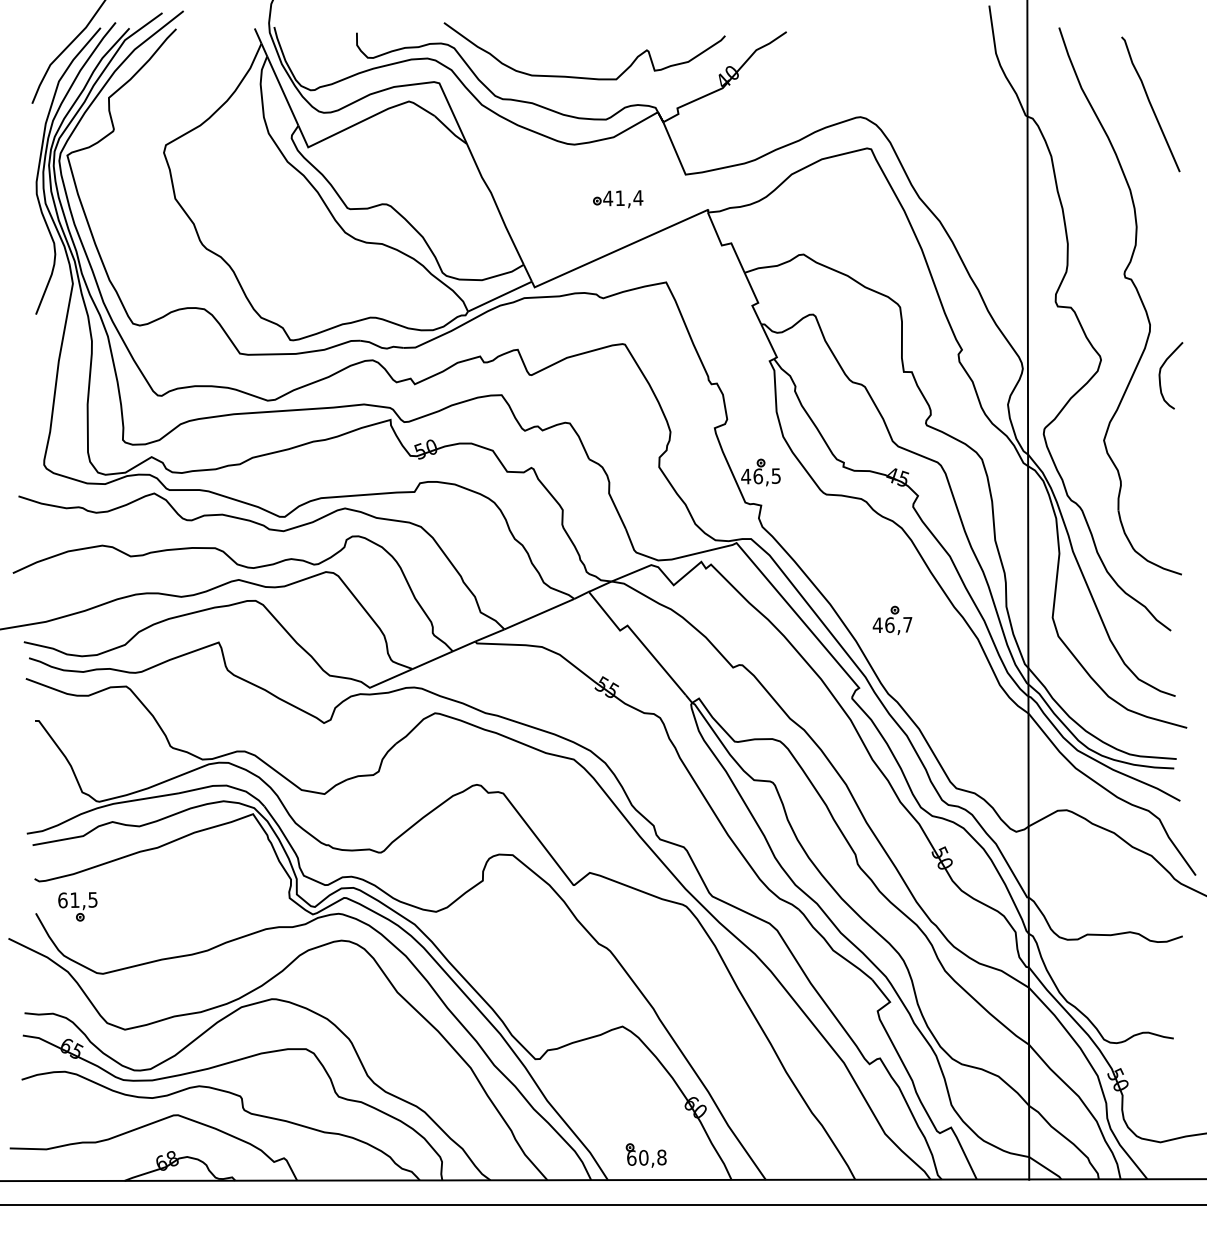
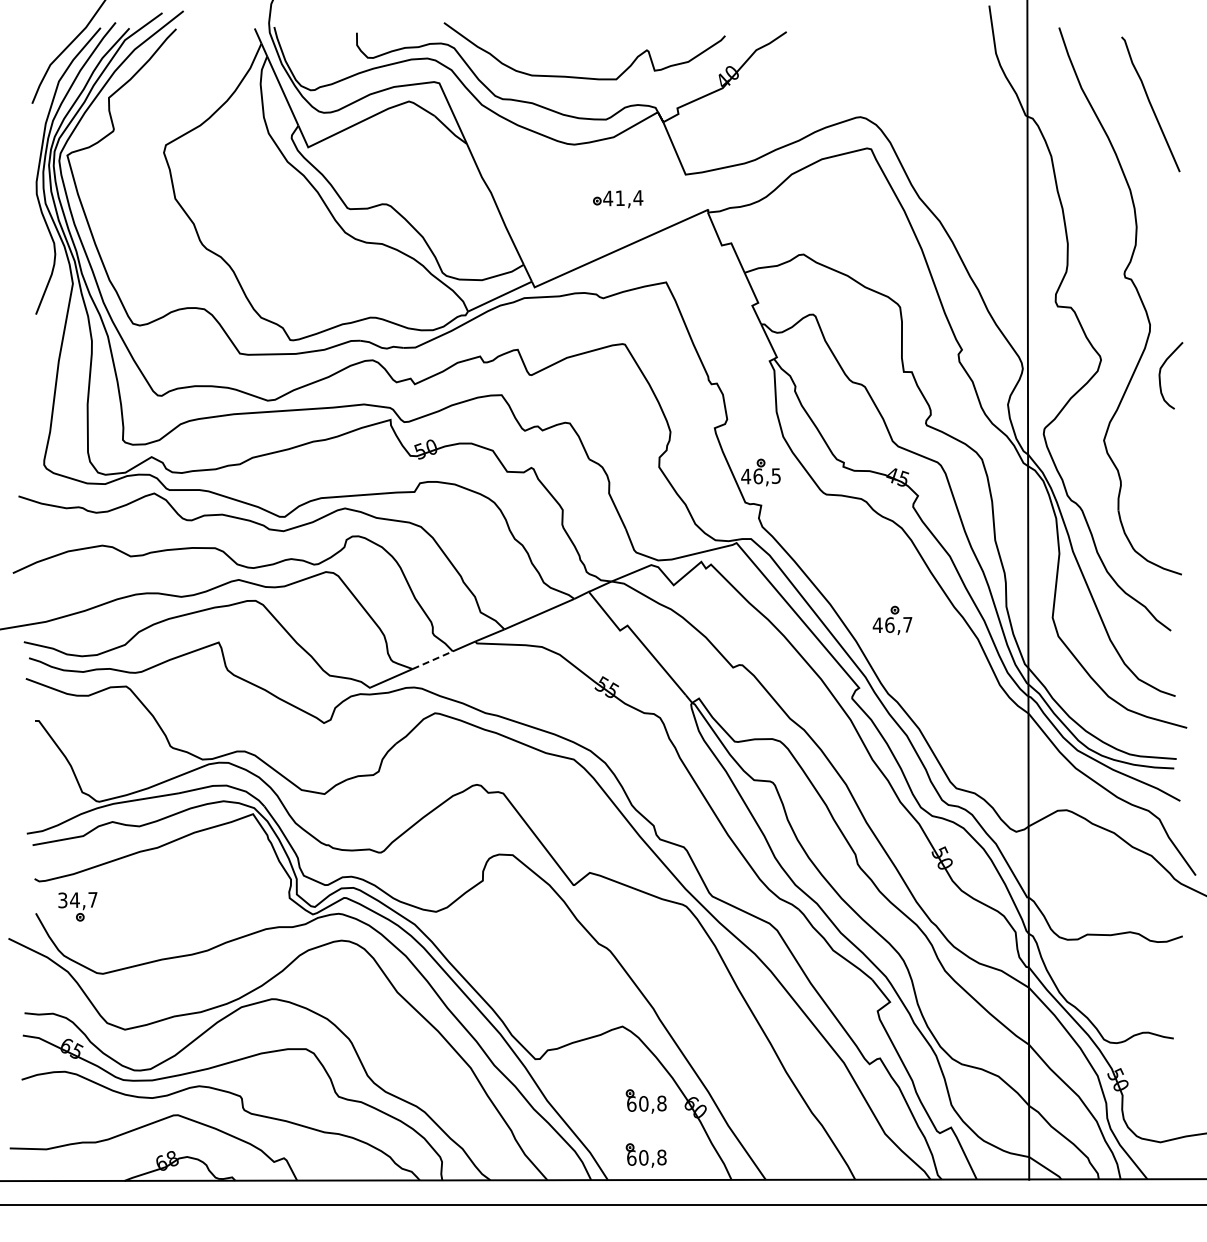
line: solid -> dashed (432, 660)
text: 61,5 -> 34,7 (77, 900)
part: none -> present (645, 1101)
